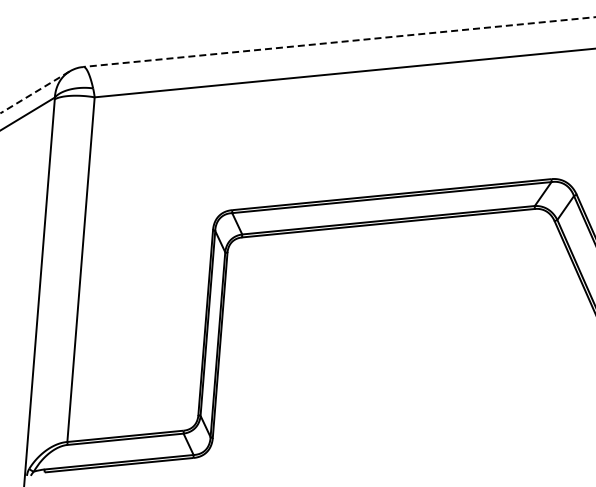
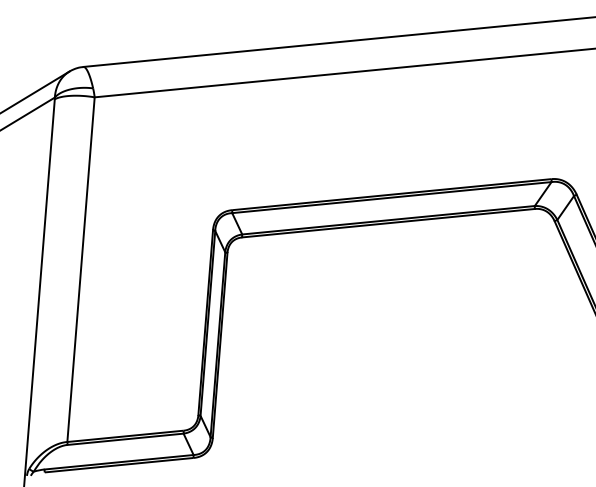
line: dashed -> solid (338, 42)
line: dashed -> solid (34, 92)
